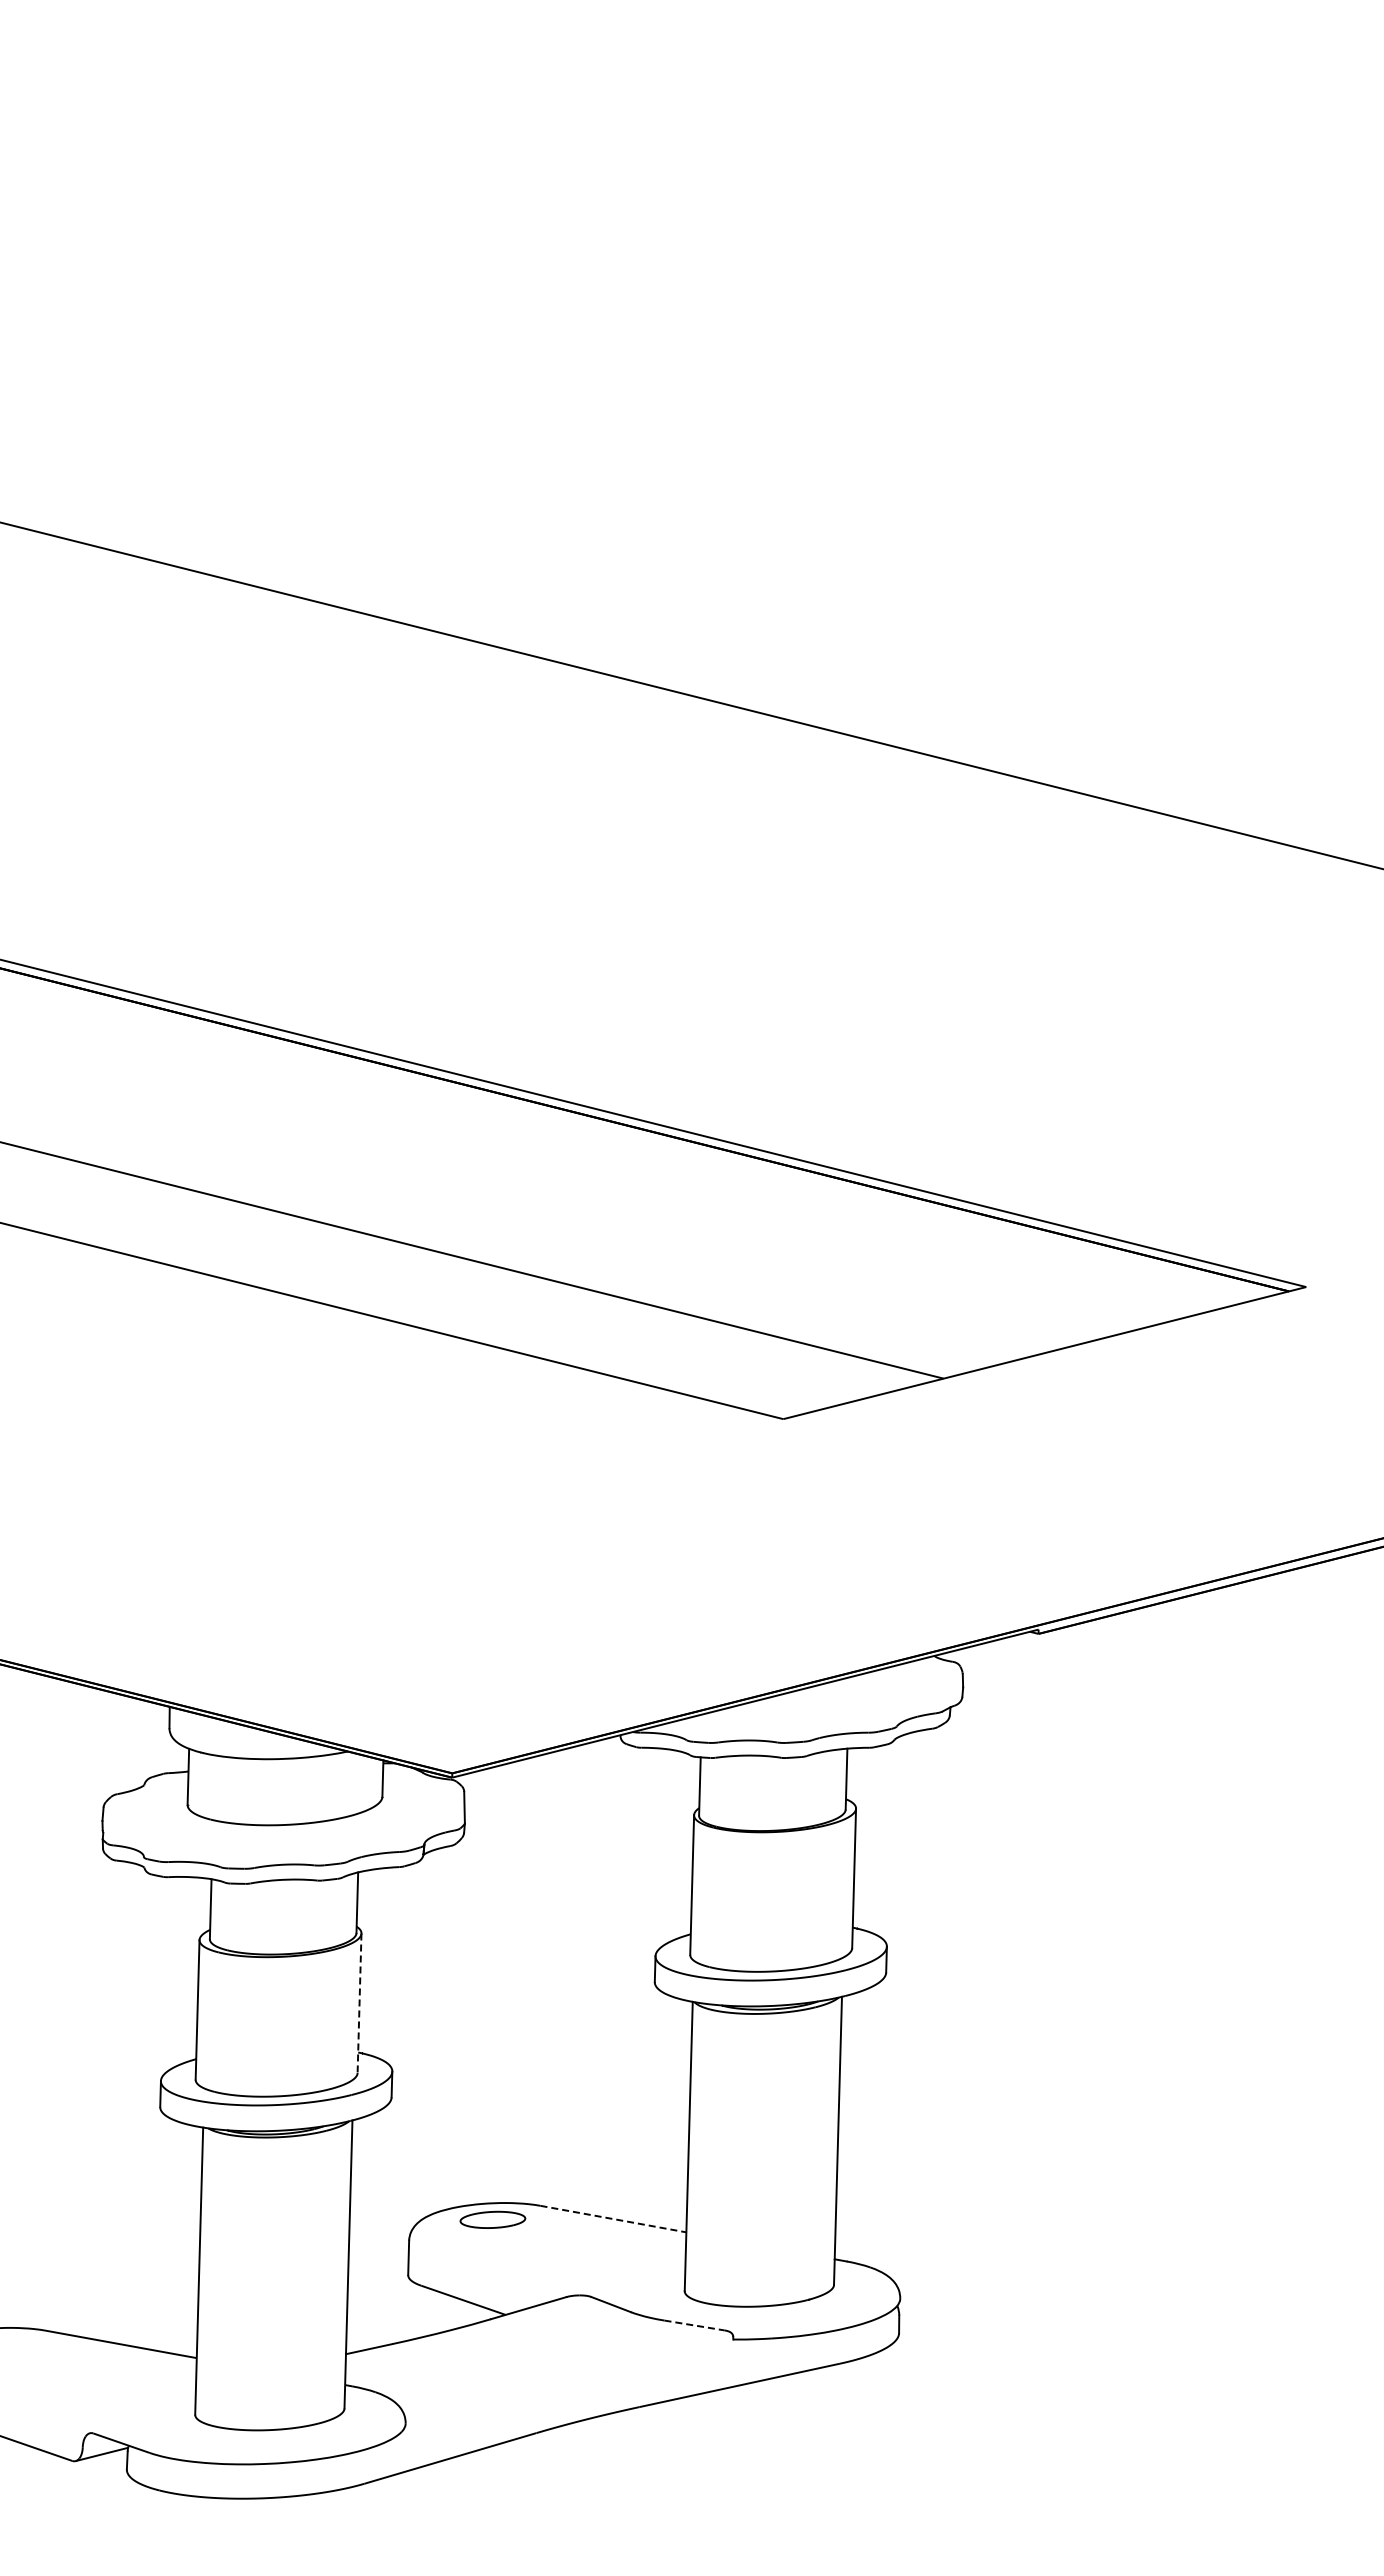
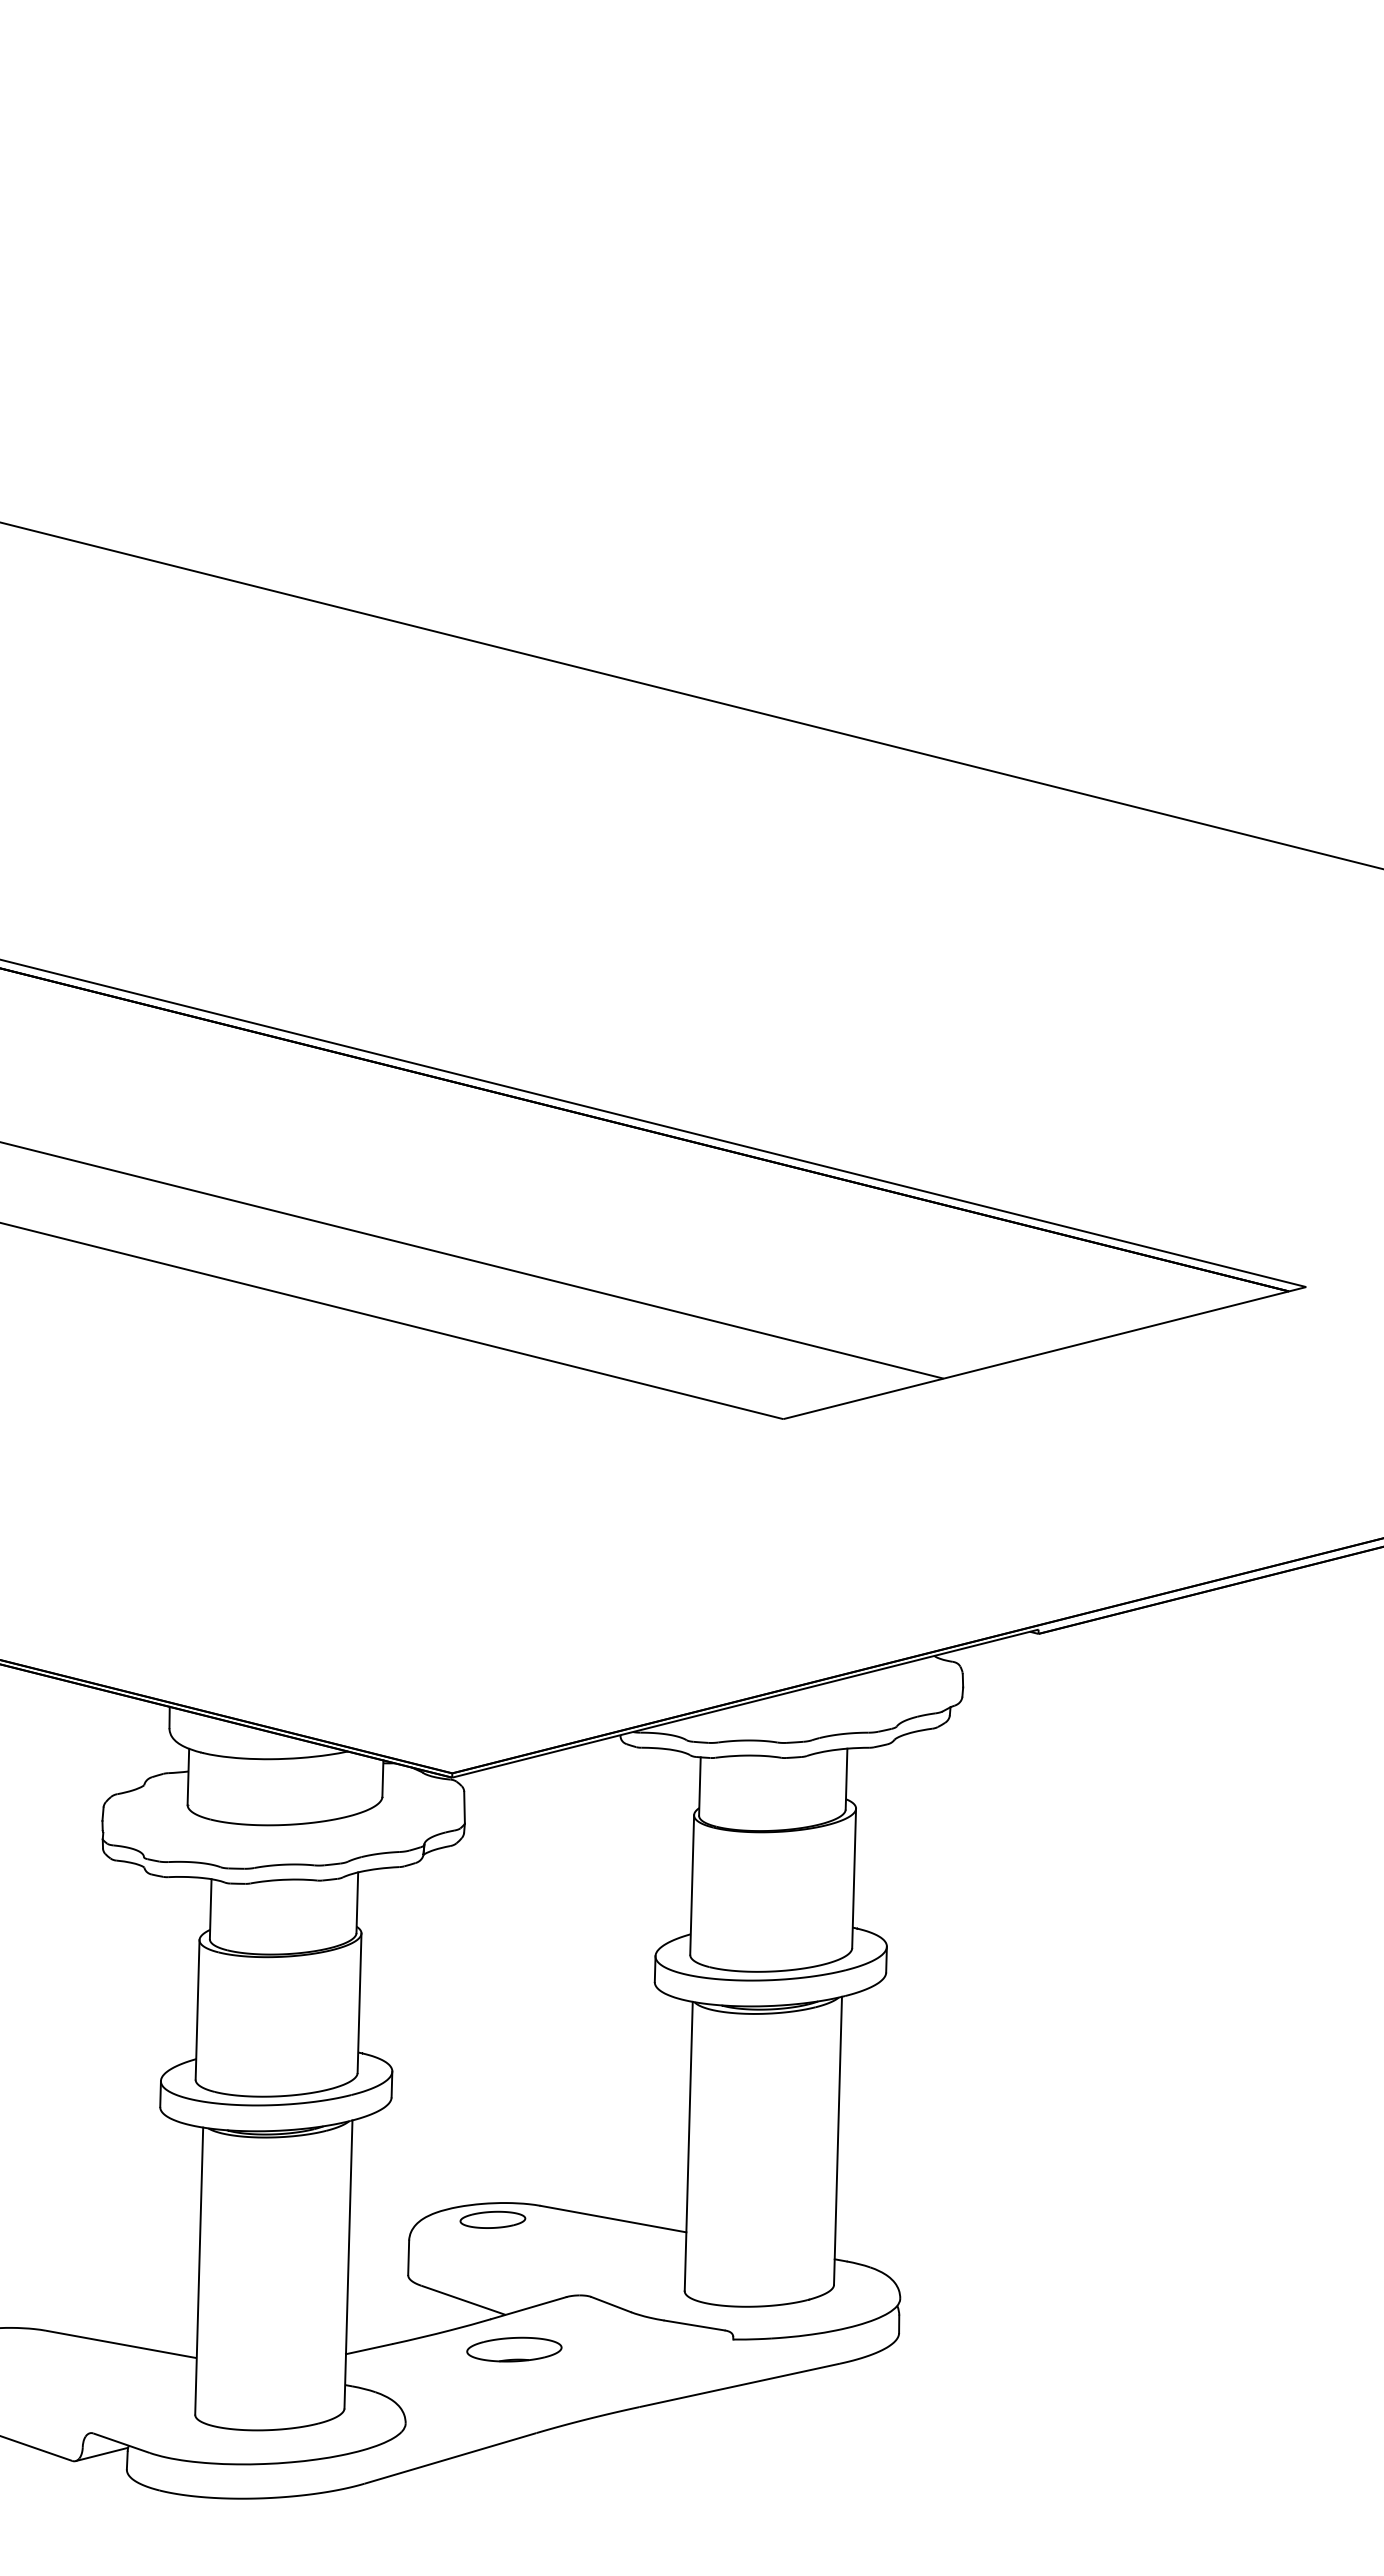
line: dashed -> solid (359, 2003)
line: dashed -> solid (613, 2219)
line: dashed -> solid (695, 2325)
part: none -> present (514, 2349)
